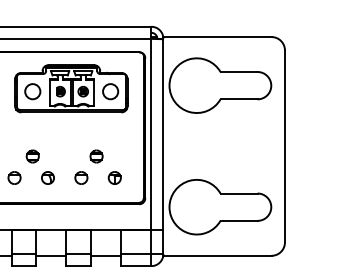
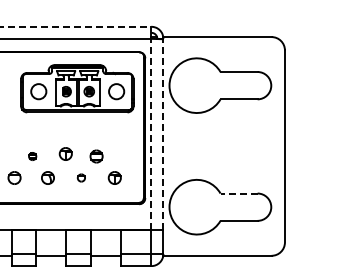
line: solid -> dashed (76, 26)
part position: (71, 88) -> (77, 88) (77, 88)
line: solid -> dashed (151, 133)
line: solid -> dashed (163, 134)
part: none -> present (65, 153)
part size: 15x15 px -> 10x9 px (32, 156)
part size: 15x14 px -> 10x10 px (80, 177)
line: solid -> dashed (239, 193)
